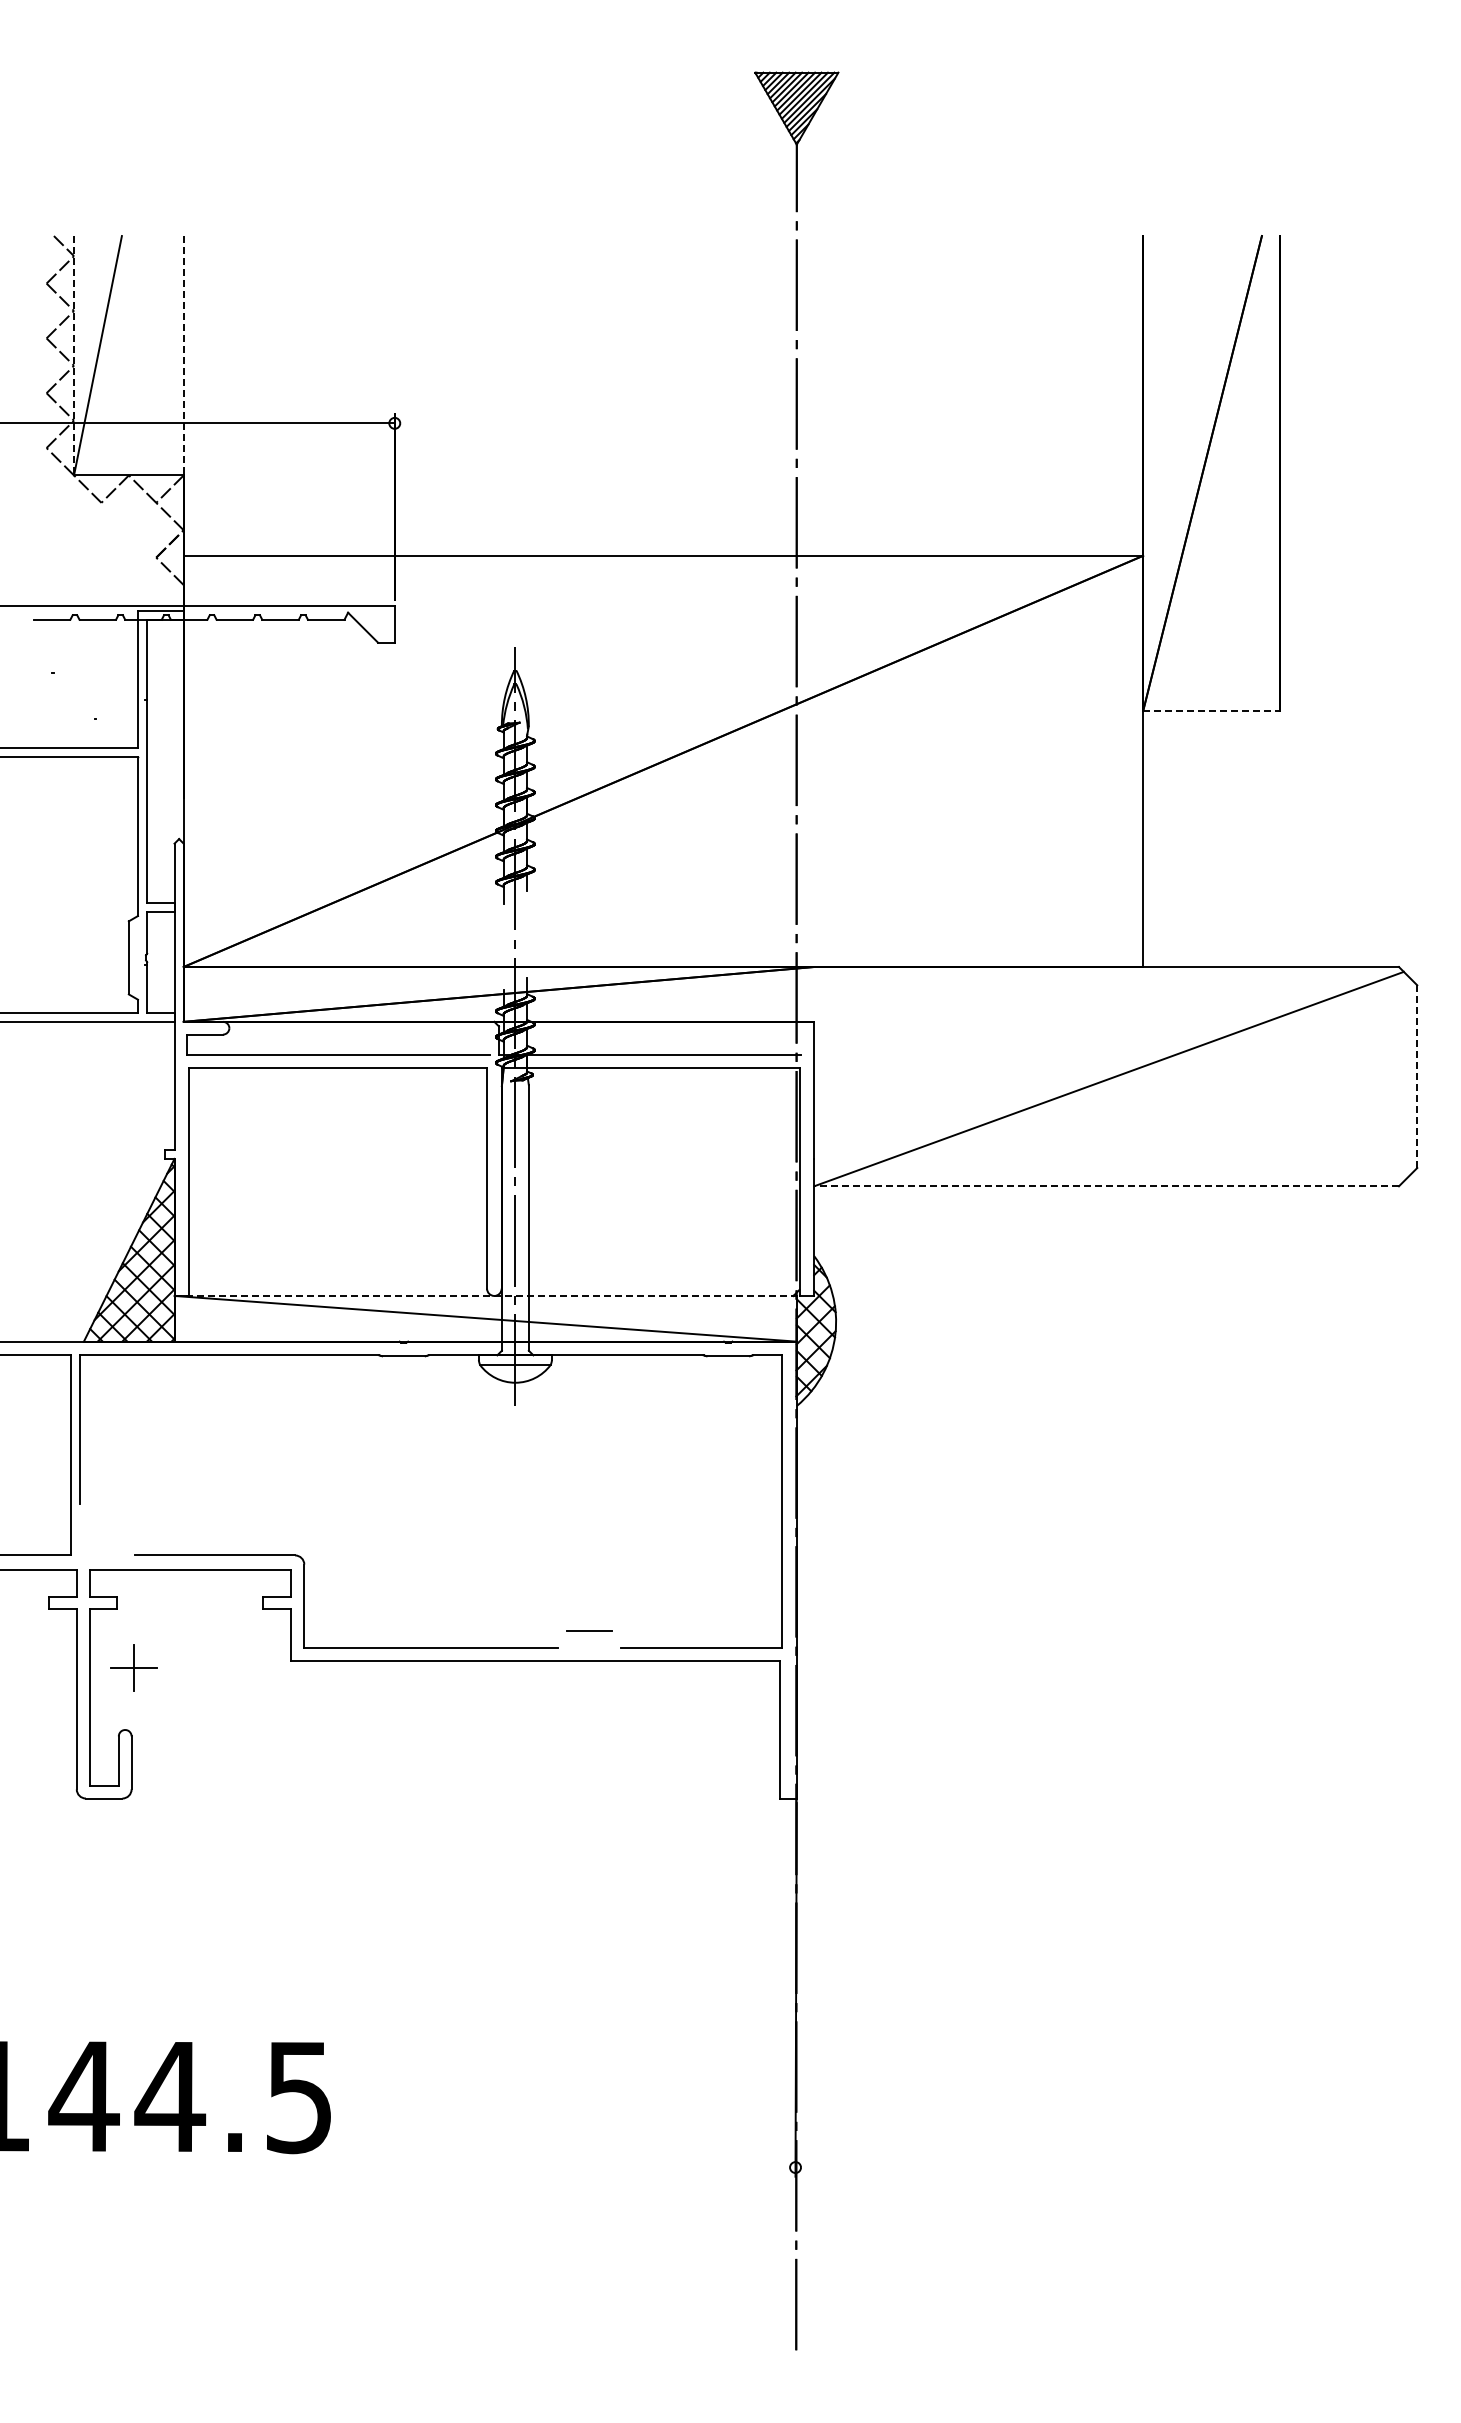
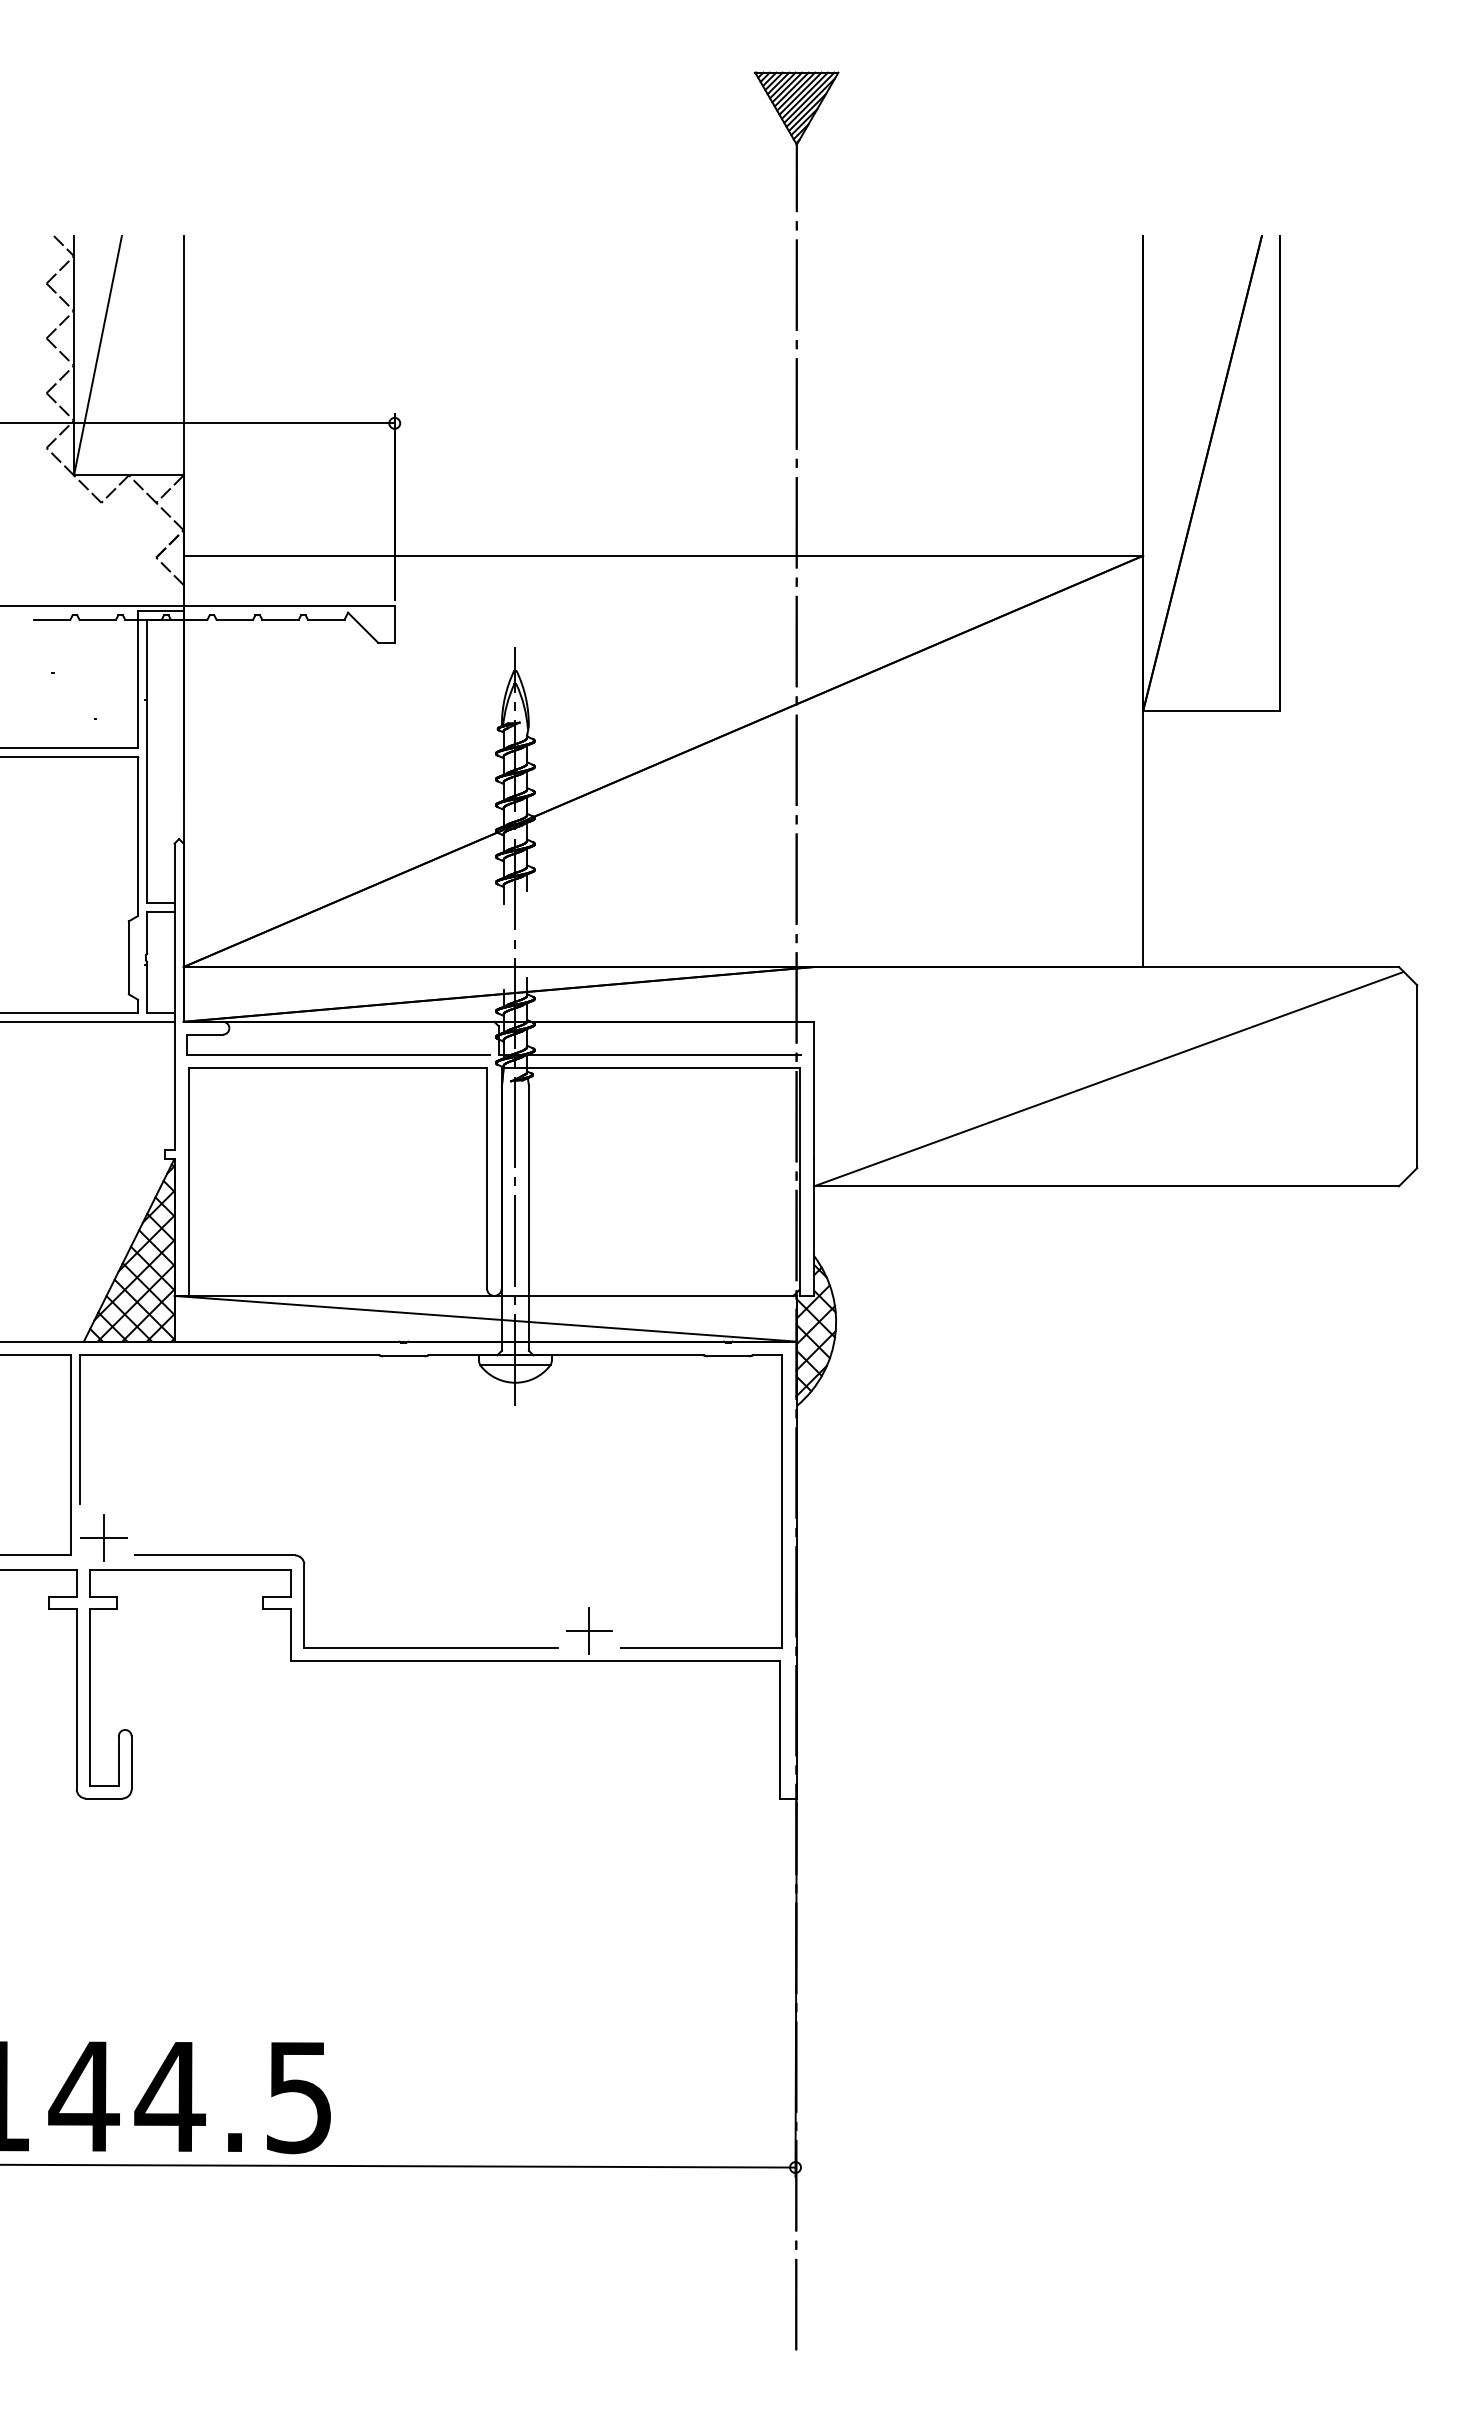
line: dashed -> solid (74, 355)
line: dashed -> solid (183, 355)
line: dashed -> solid (1211, 711)
line: dashed -> solid (1417, 1077)
line: dashed -> solid (1106, 1186)
line: dashed -> solid (486, 1295)
line: none -> present (589, 1631)
part position: (133, 1667) -> (103, 1537) (103, 1537)
line: none -> present (398, 2165)
